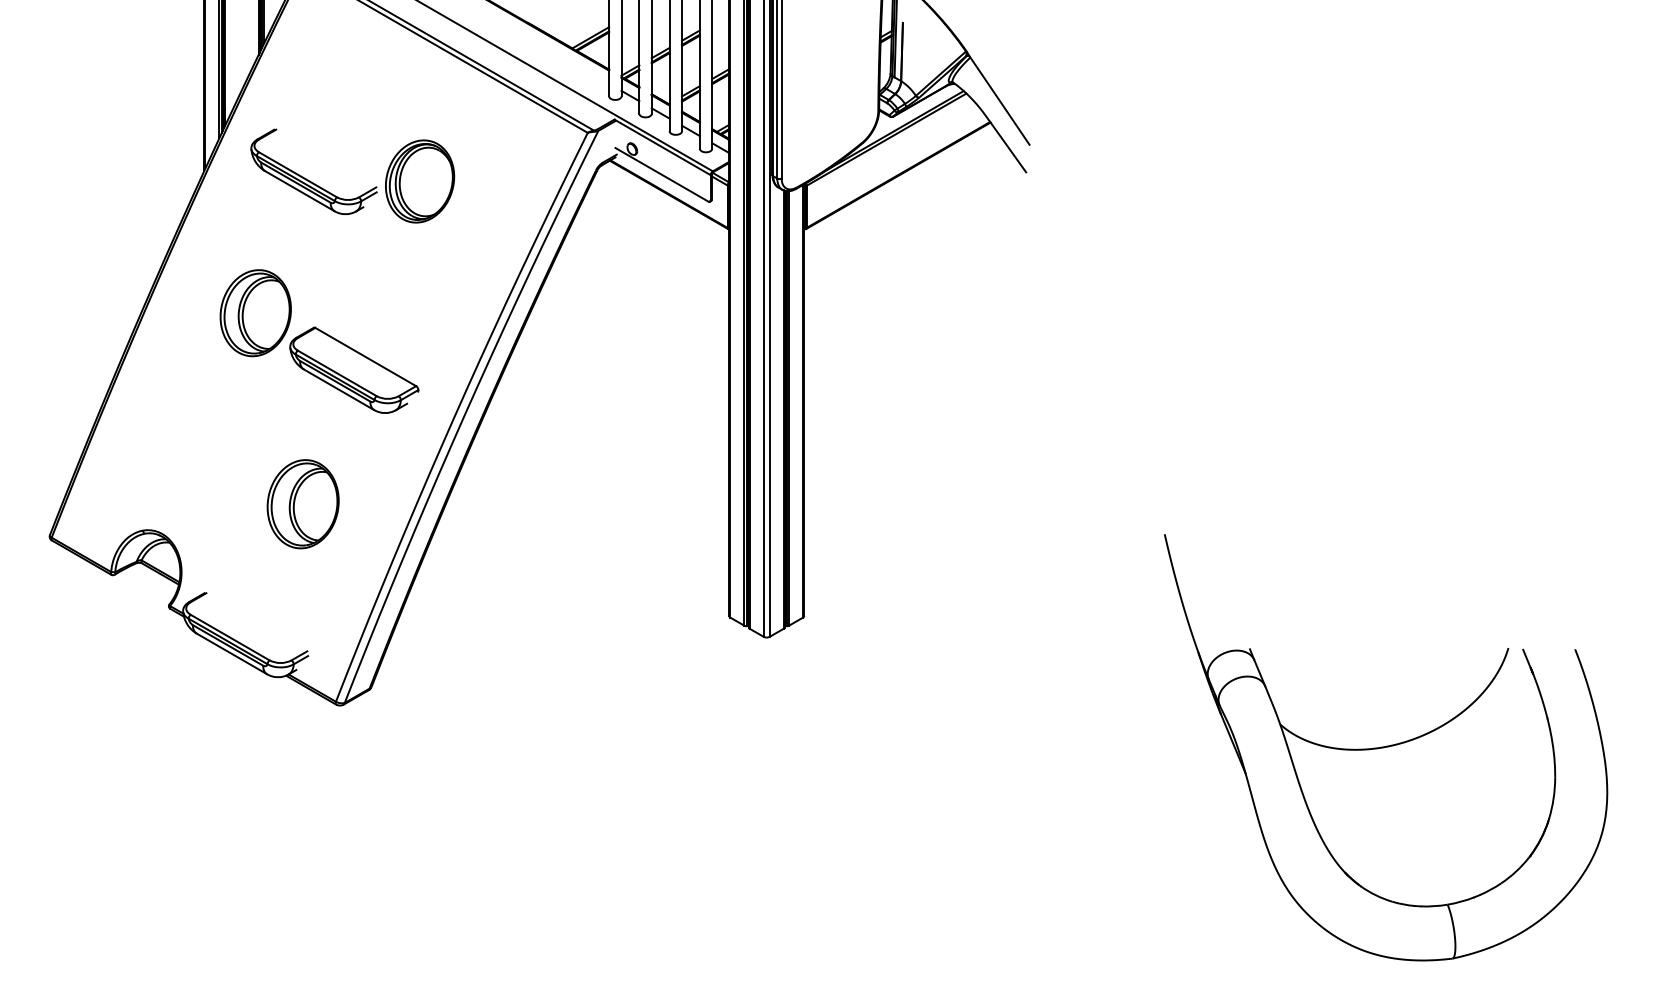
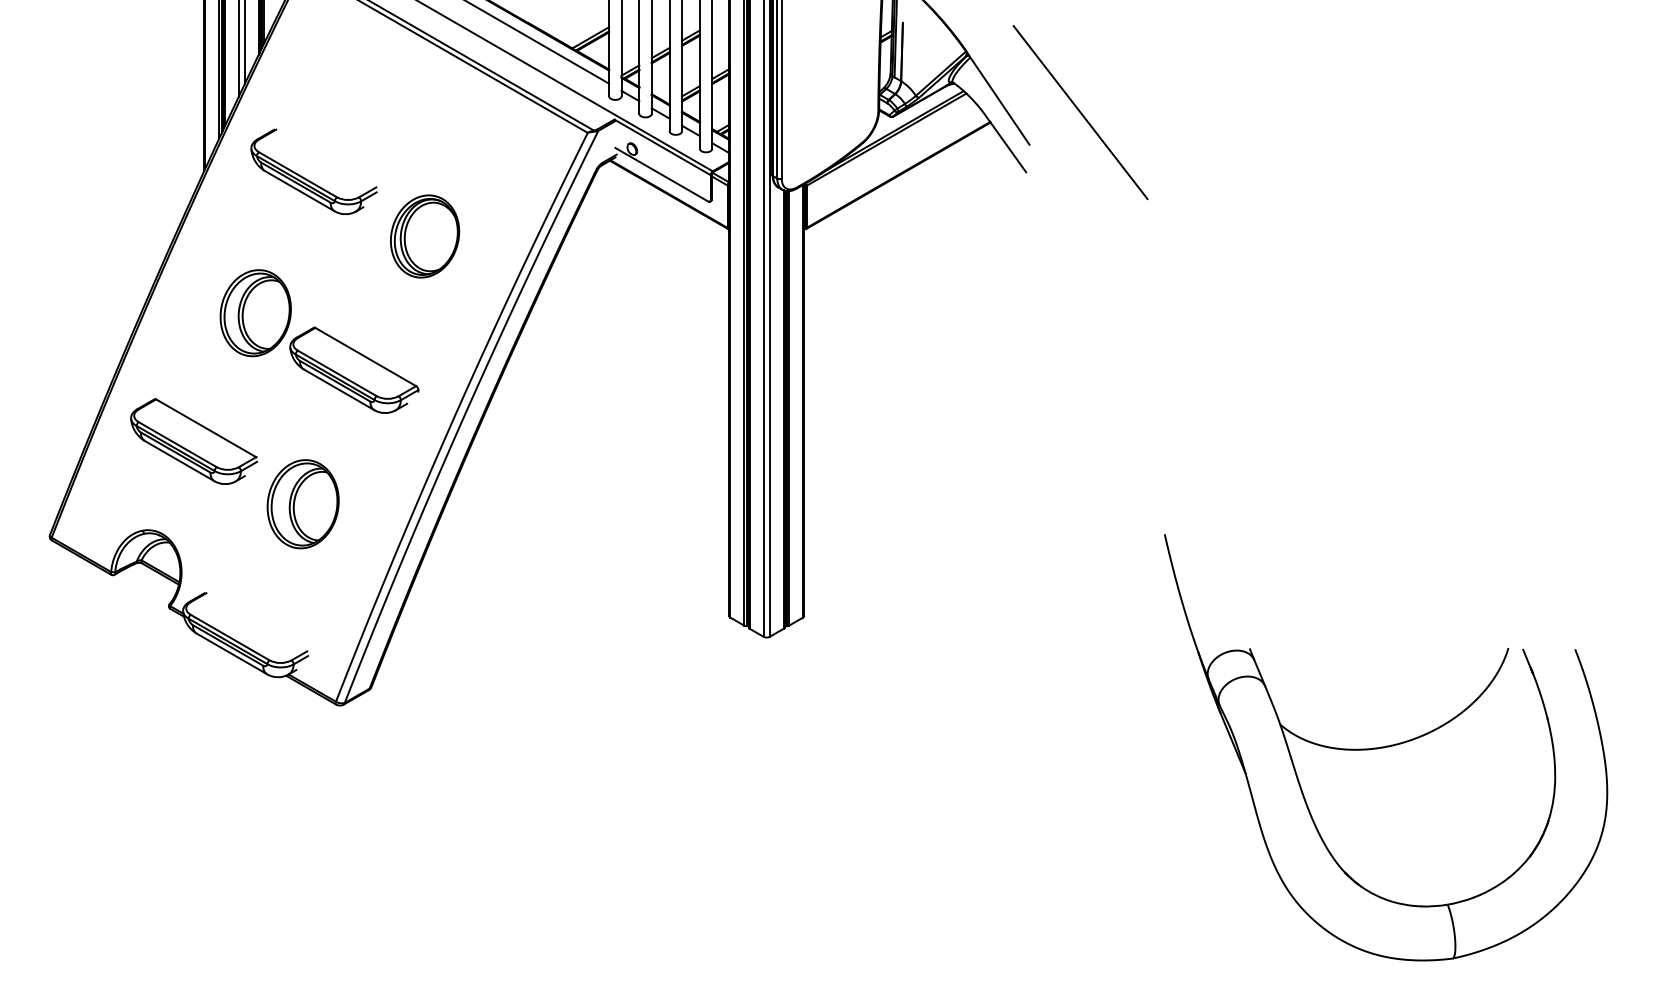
line: none -> present (244, 42)
line: none -> present (538, 42)
line: none -> present (238, 49)
line: none -> present (1080, 112)
part position: (420, 181) -> (425, 236) (425, 236)
part: none -> present (194, 441)
